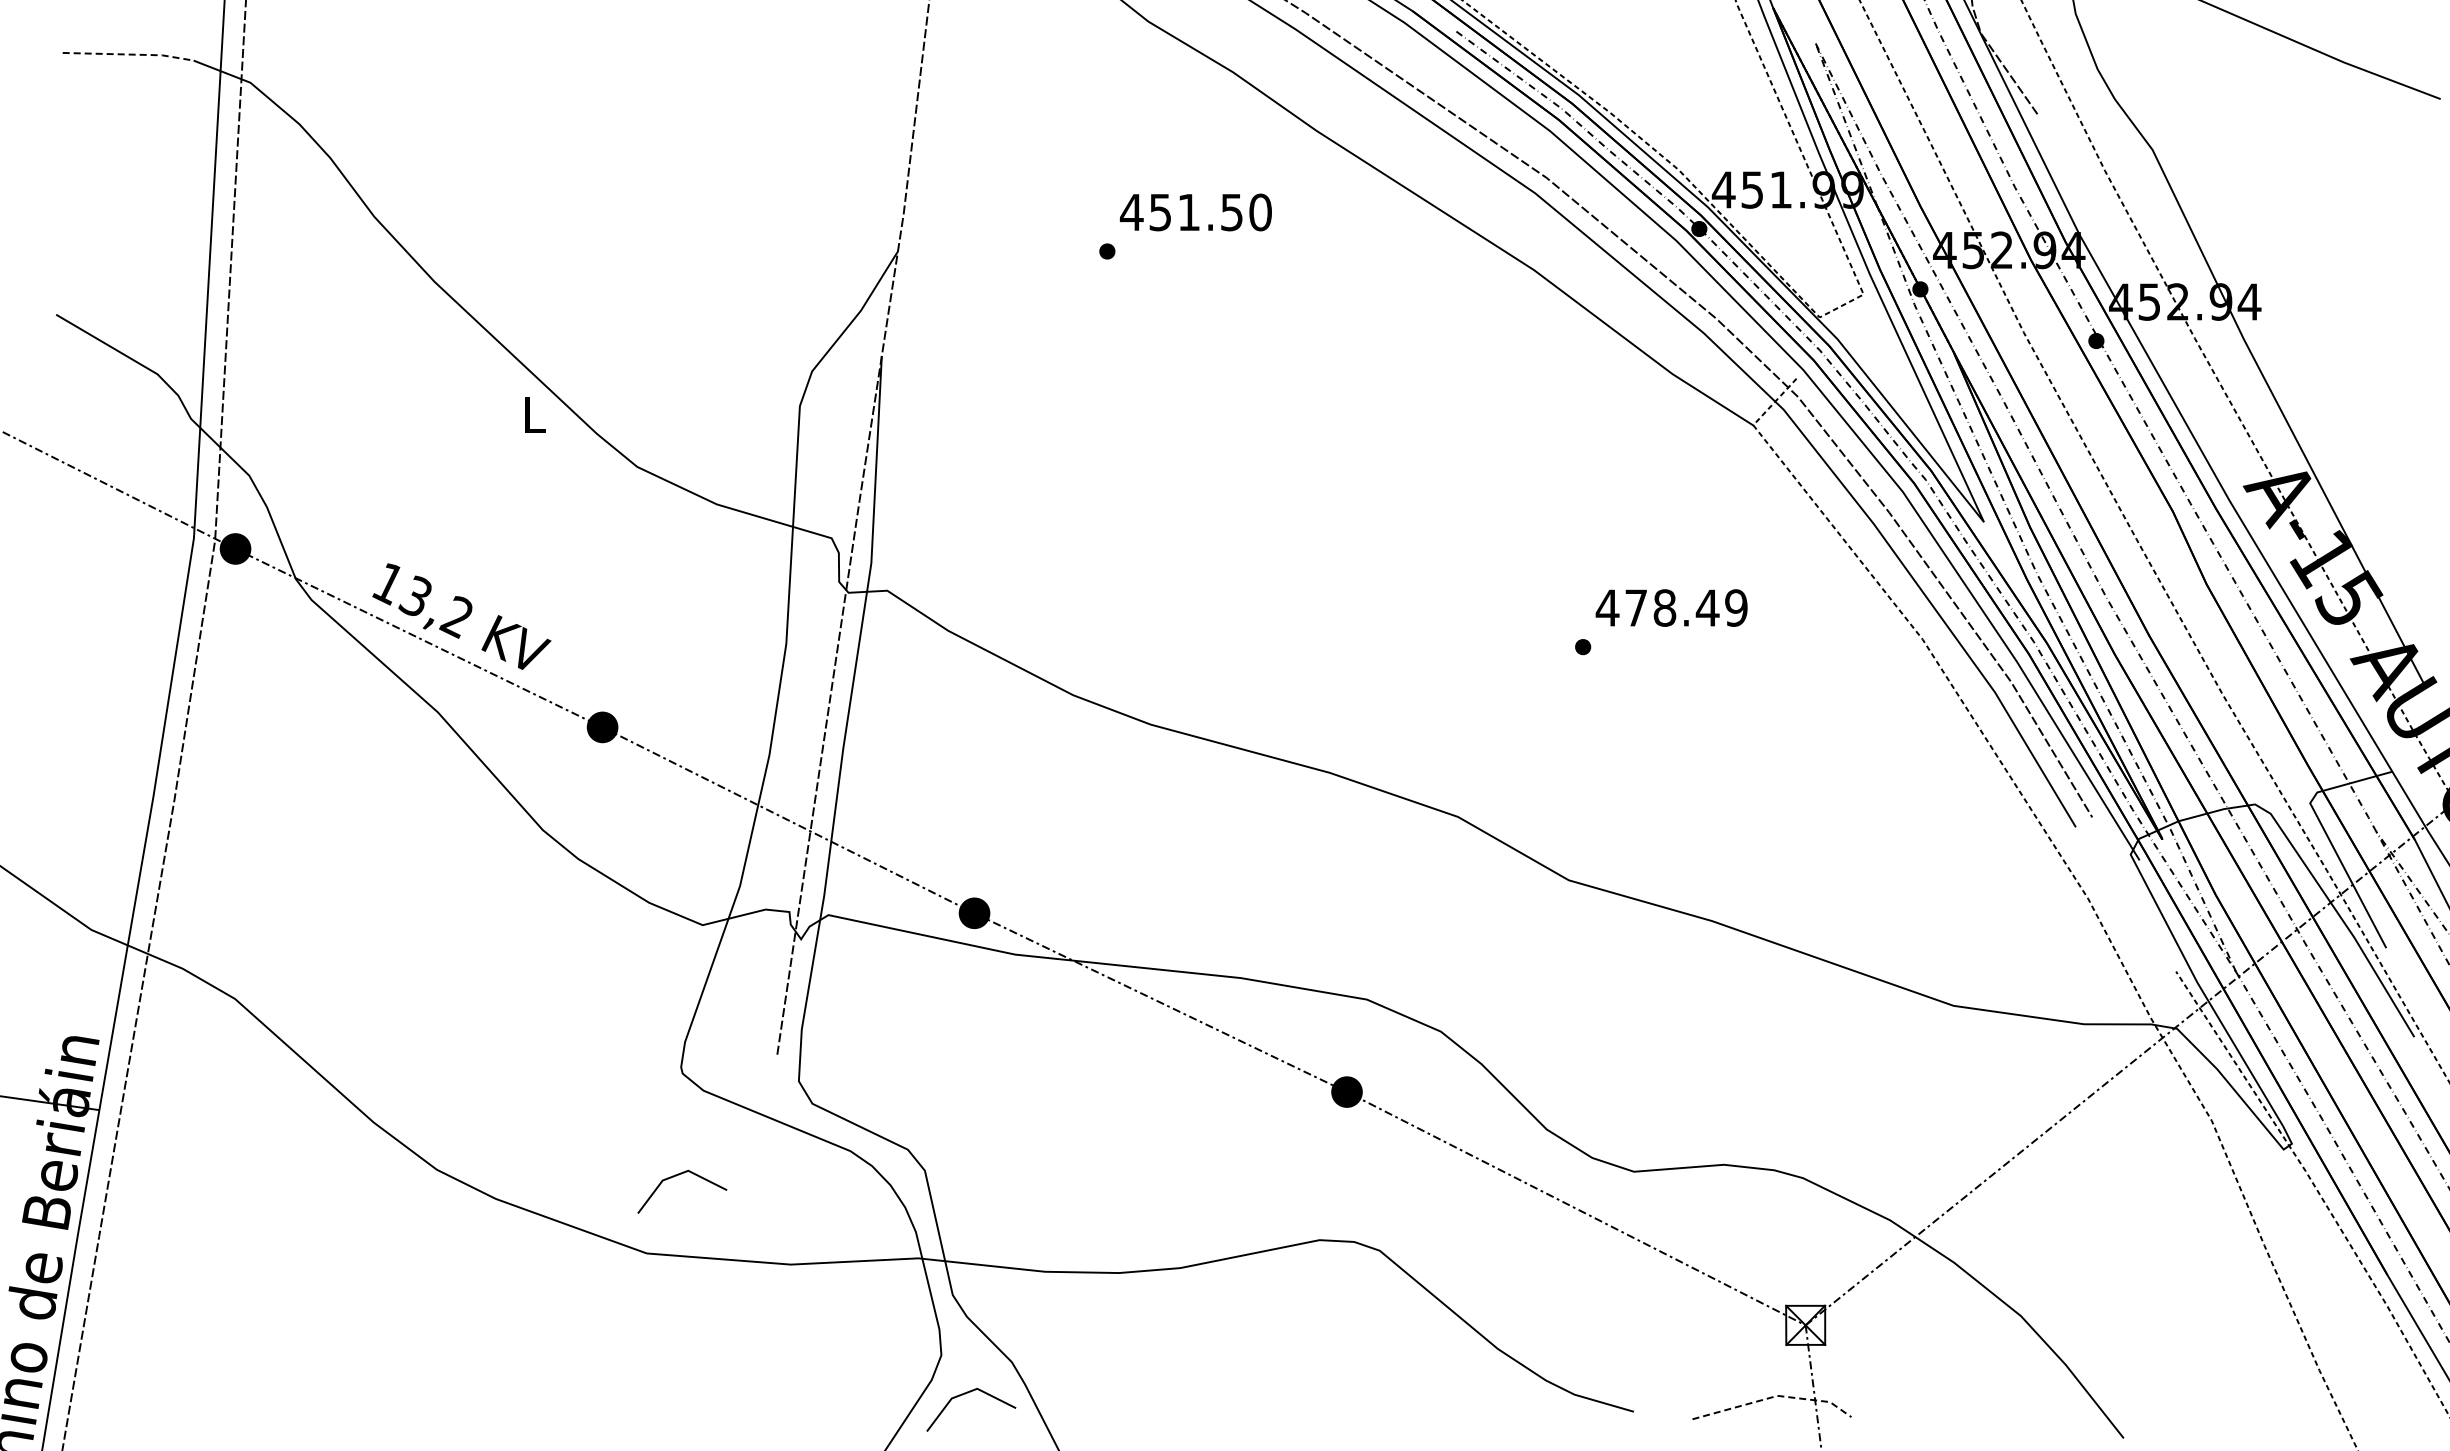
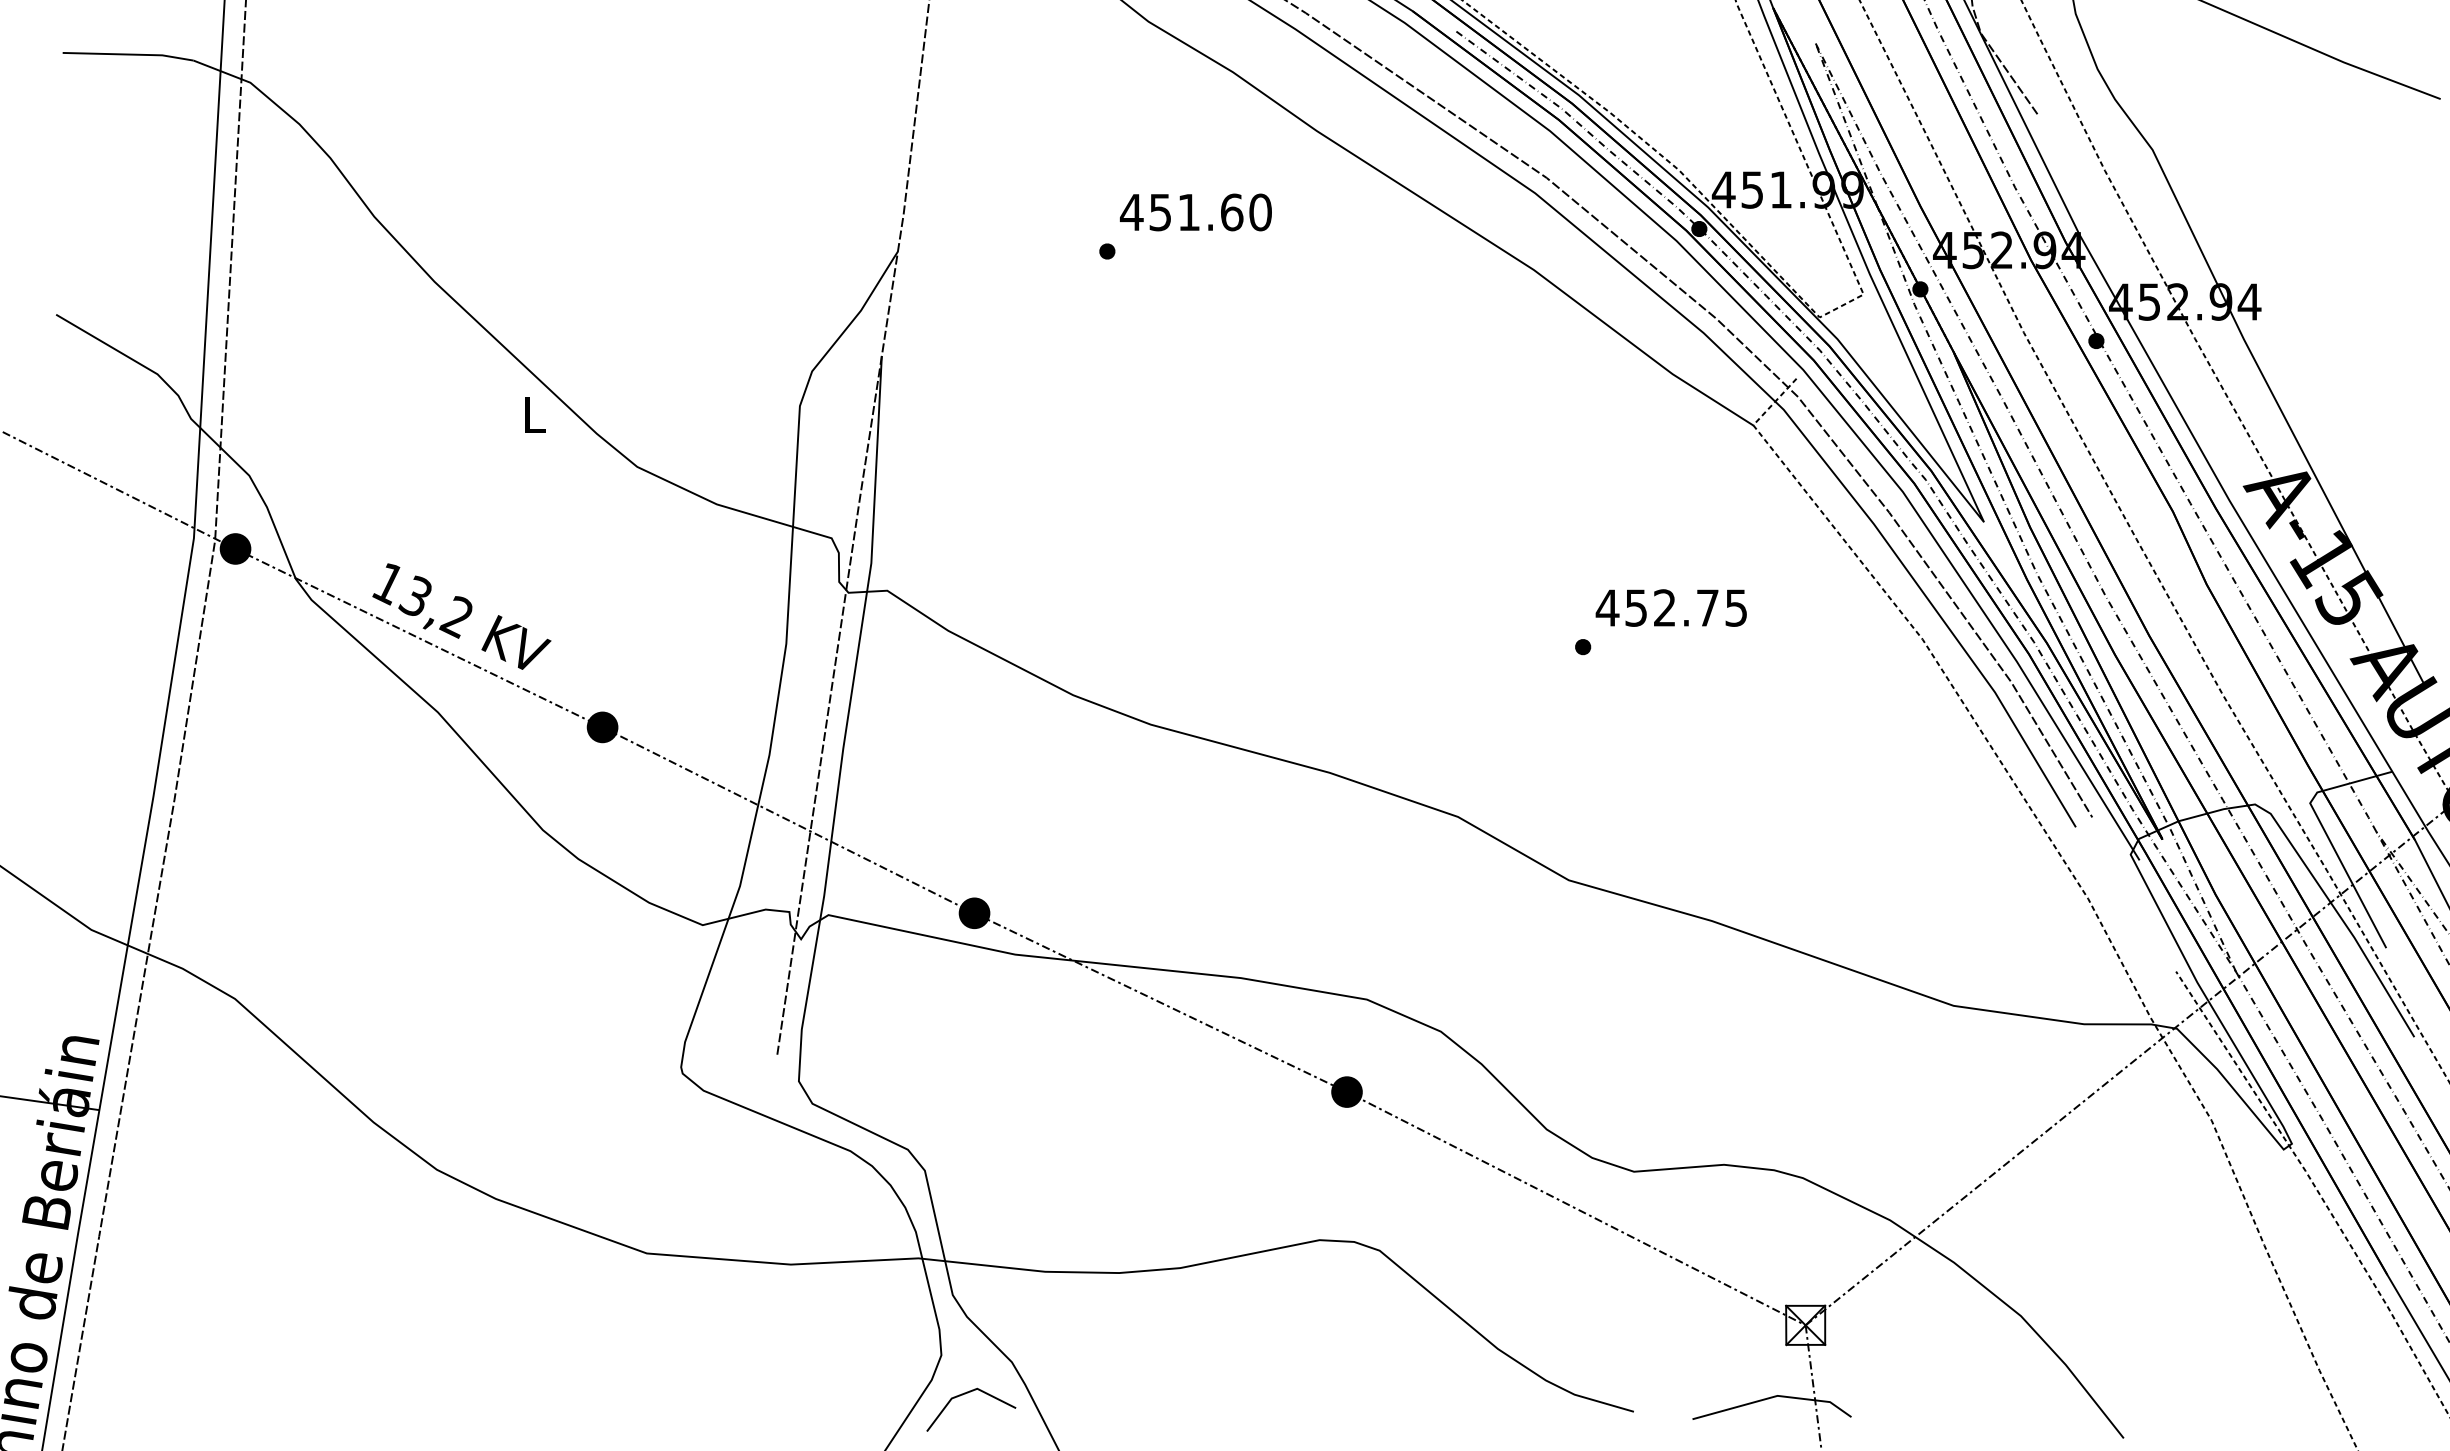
line: dashed -> solid (129, 54)
text: 451.50 -> 451.60 (1232, 212)
text: 478.49 -> 452.75 (1686, 607)
line: present -> none (676, 1176)
line: dashed -> solid (1774, 1396)
